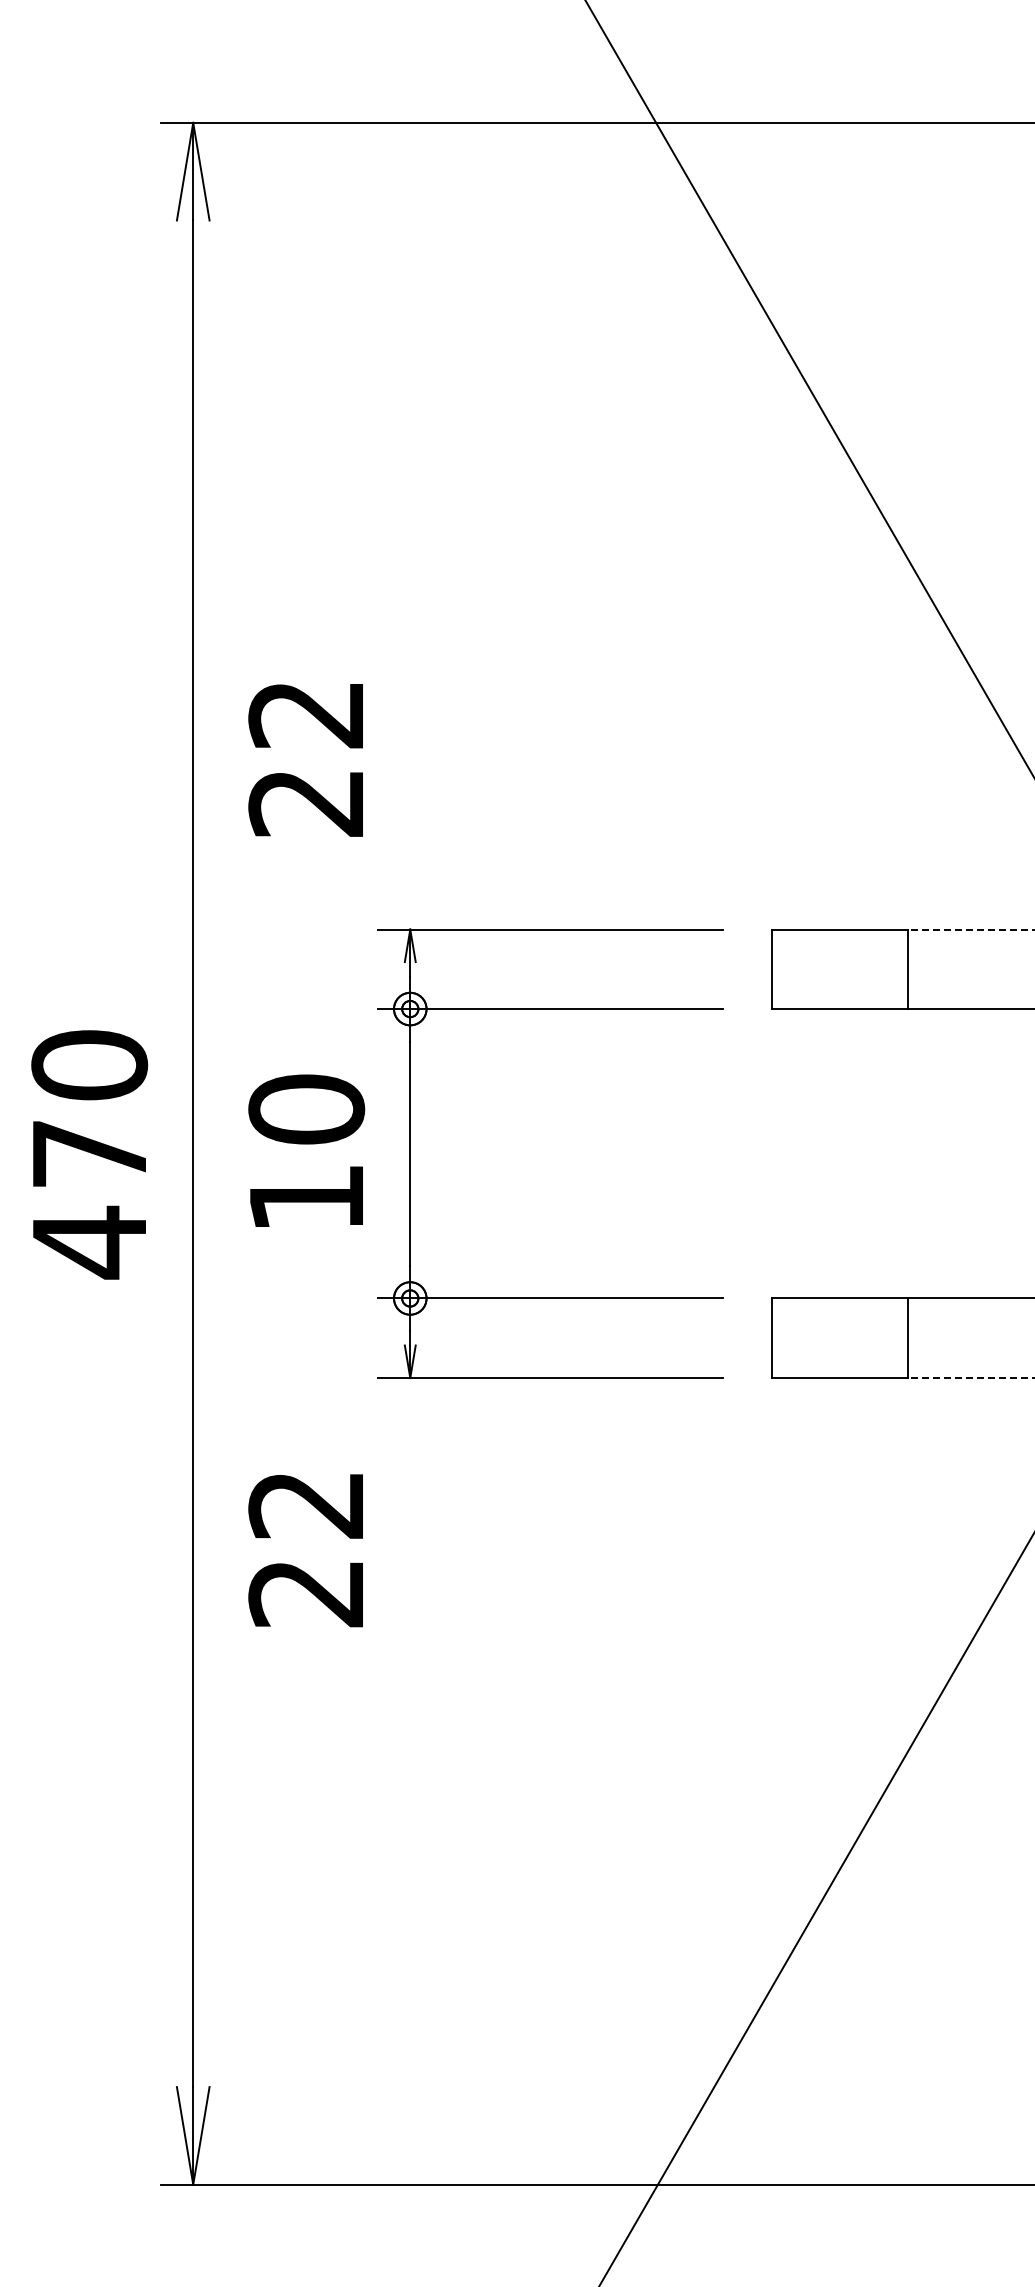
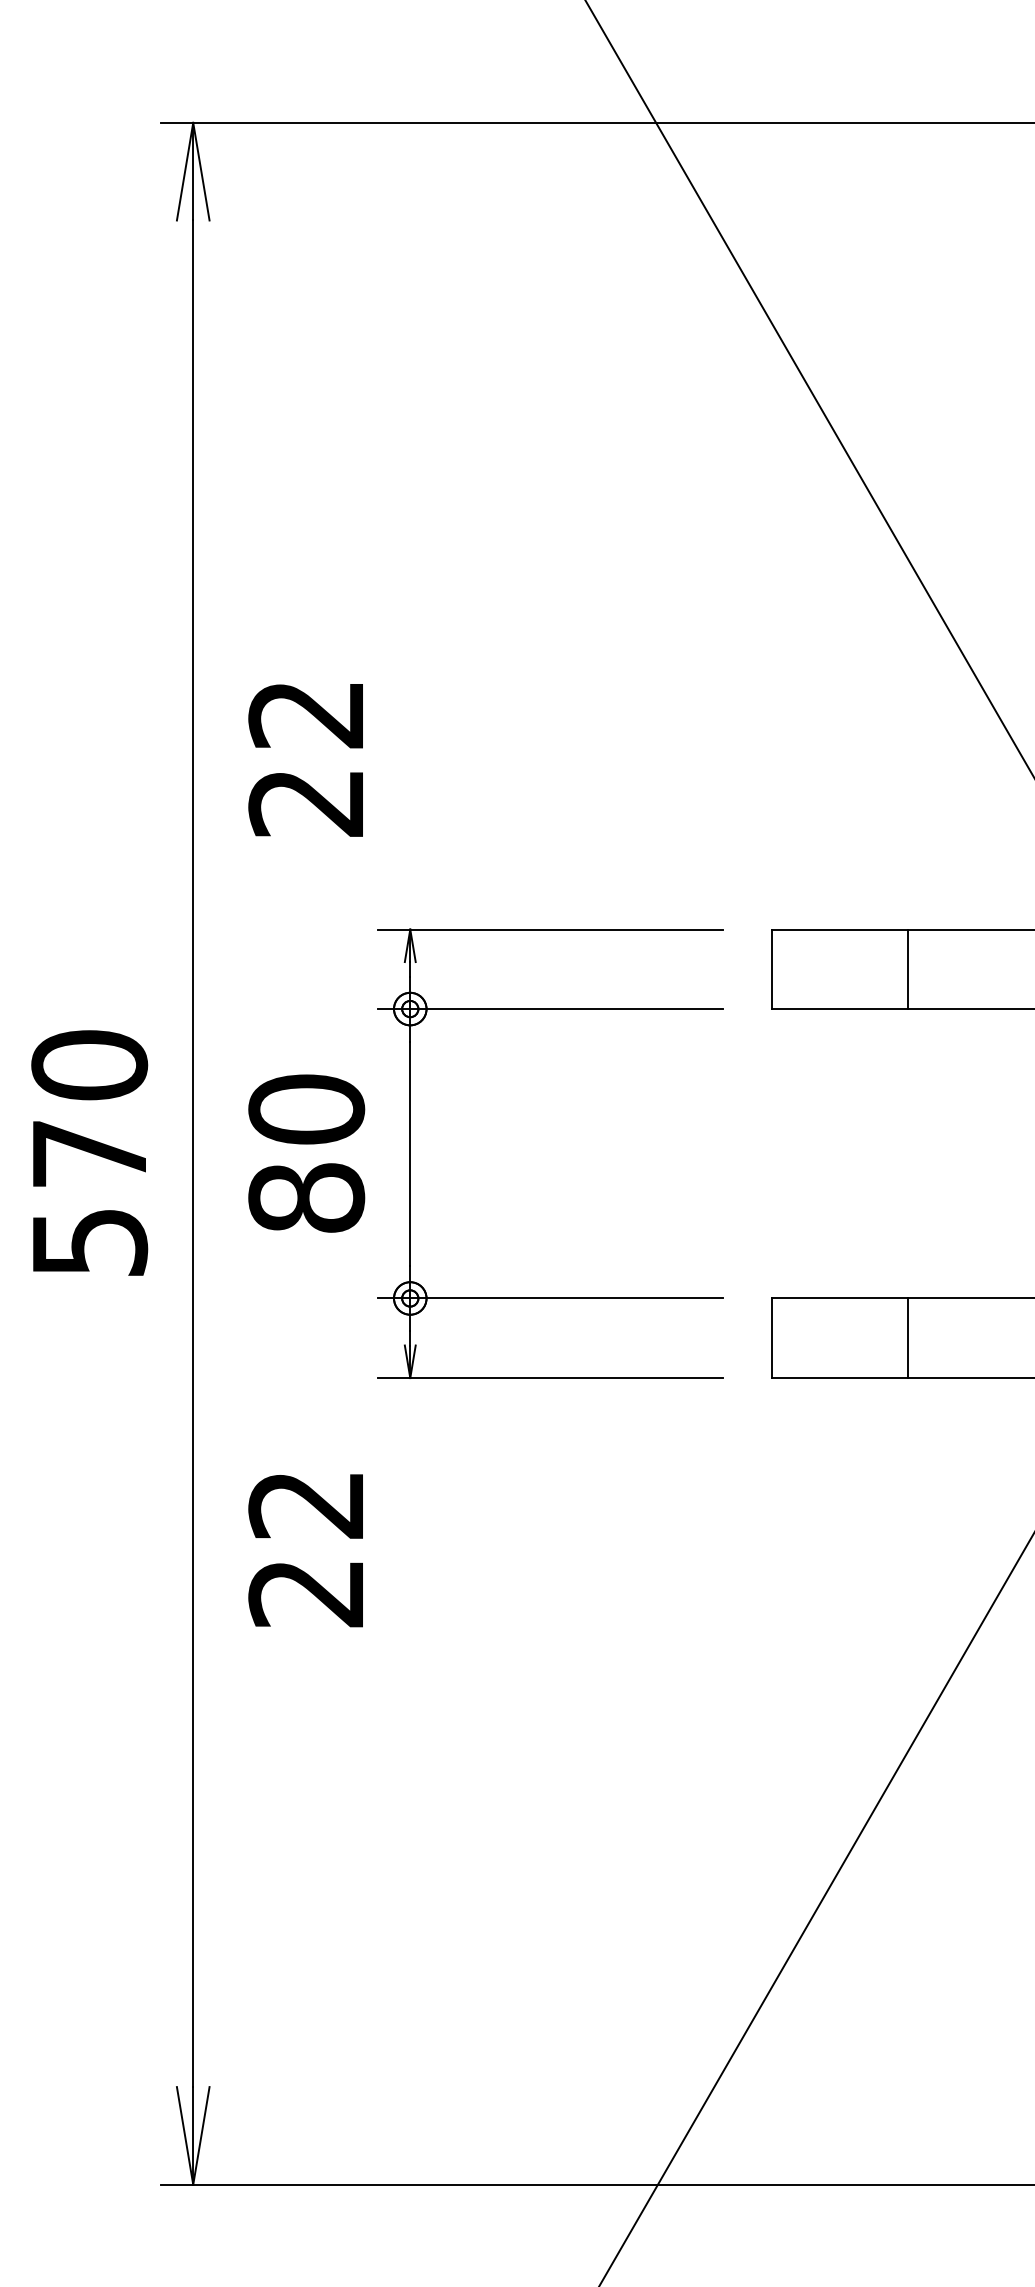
line: dashed -> solid (970, 929)
text: 10 -> 80 (306, 1197)
text: 470 -> 570 (90, 1242)
line: dashed -> solid (970, 1378)
